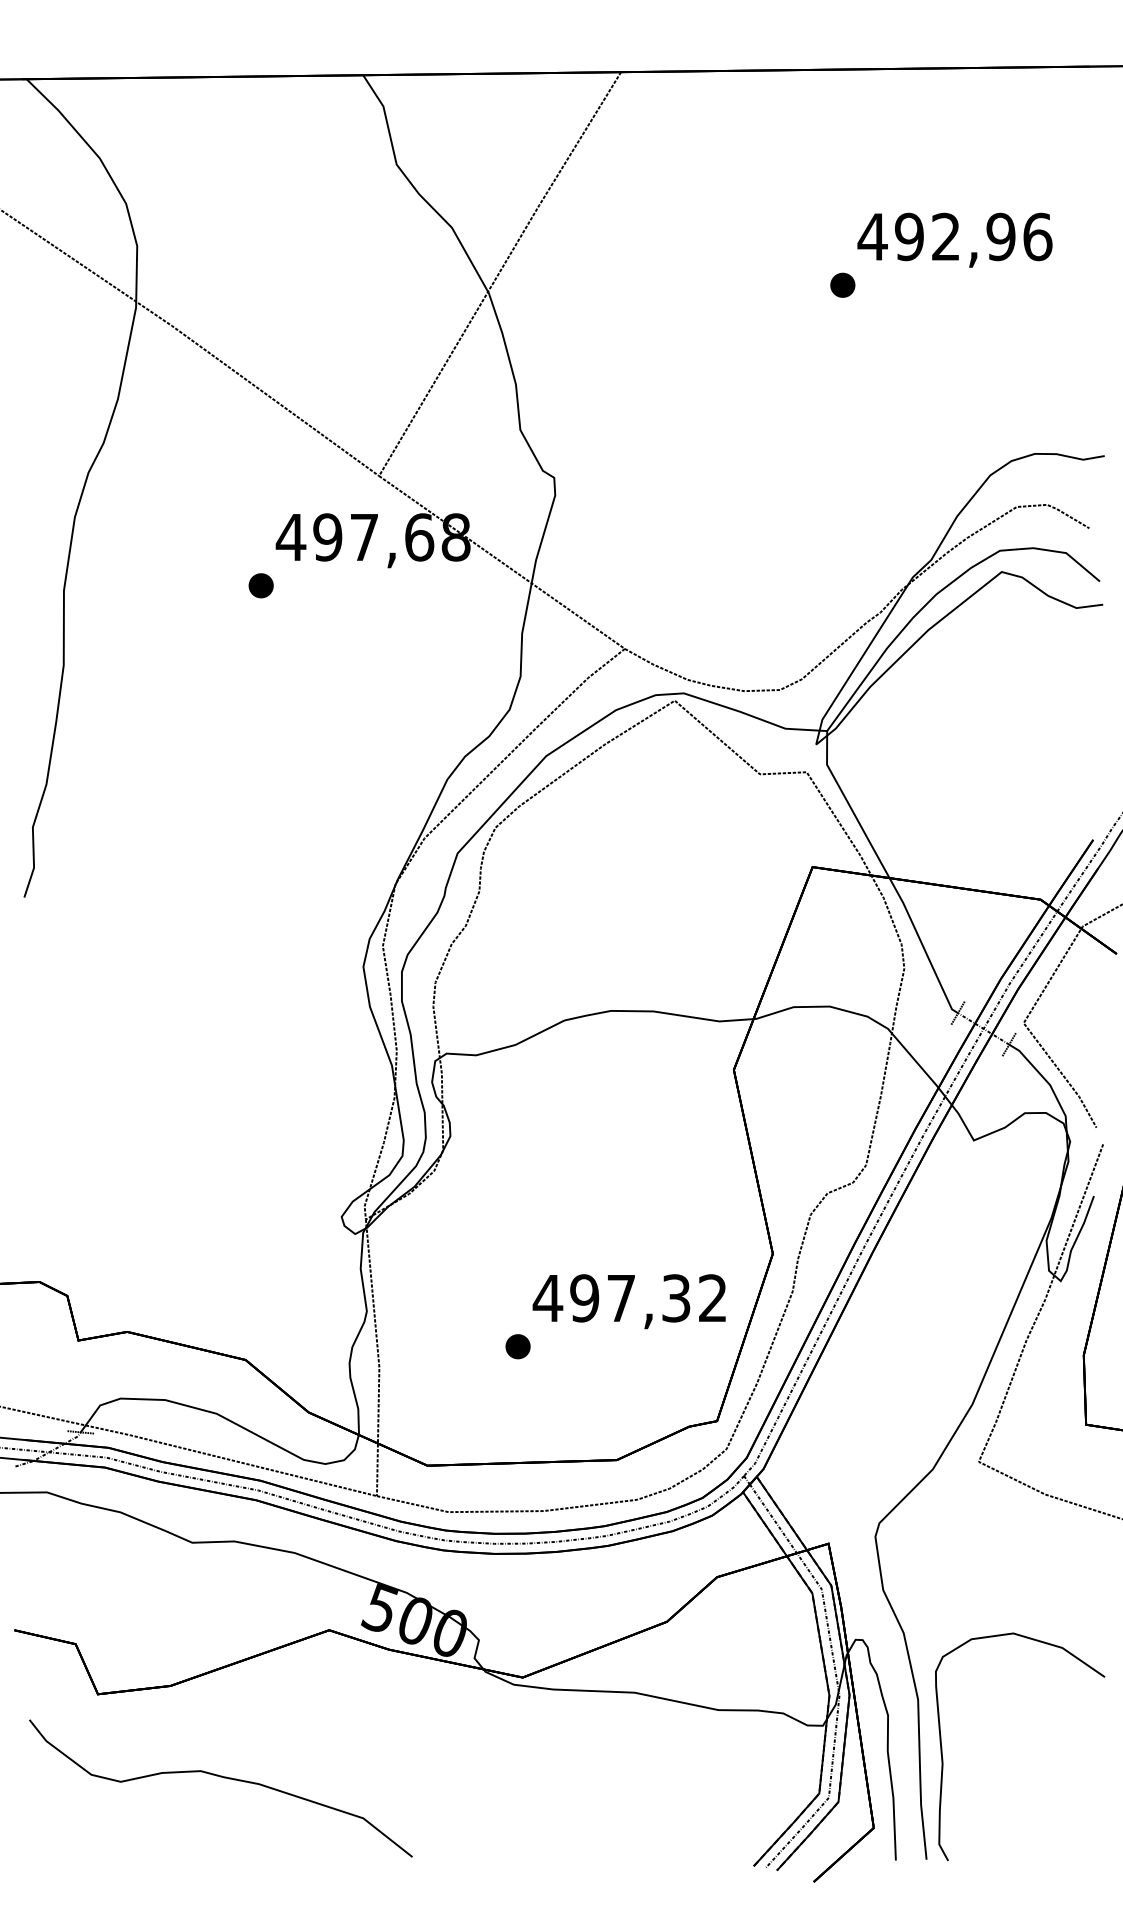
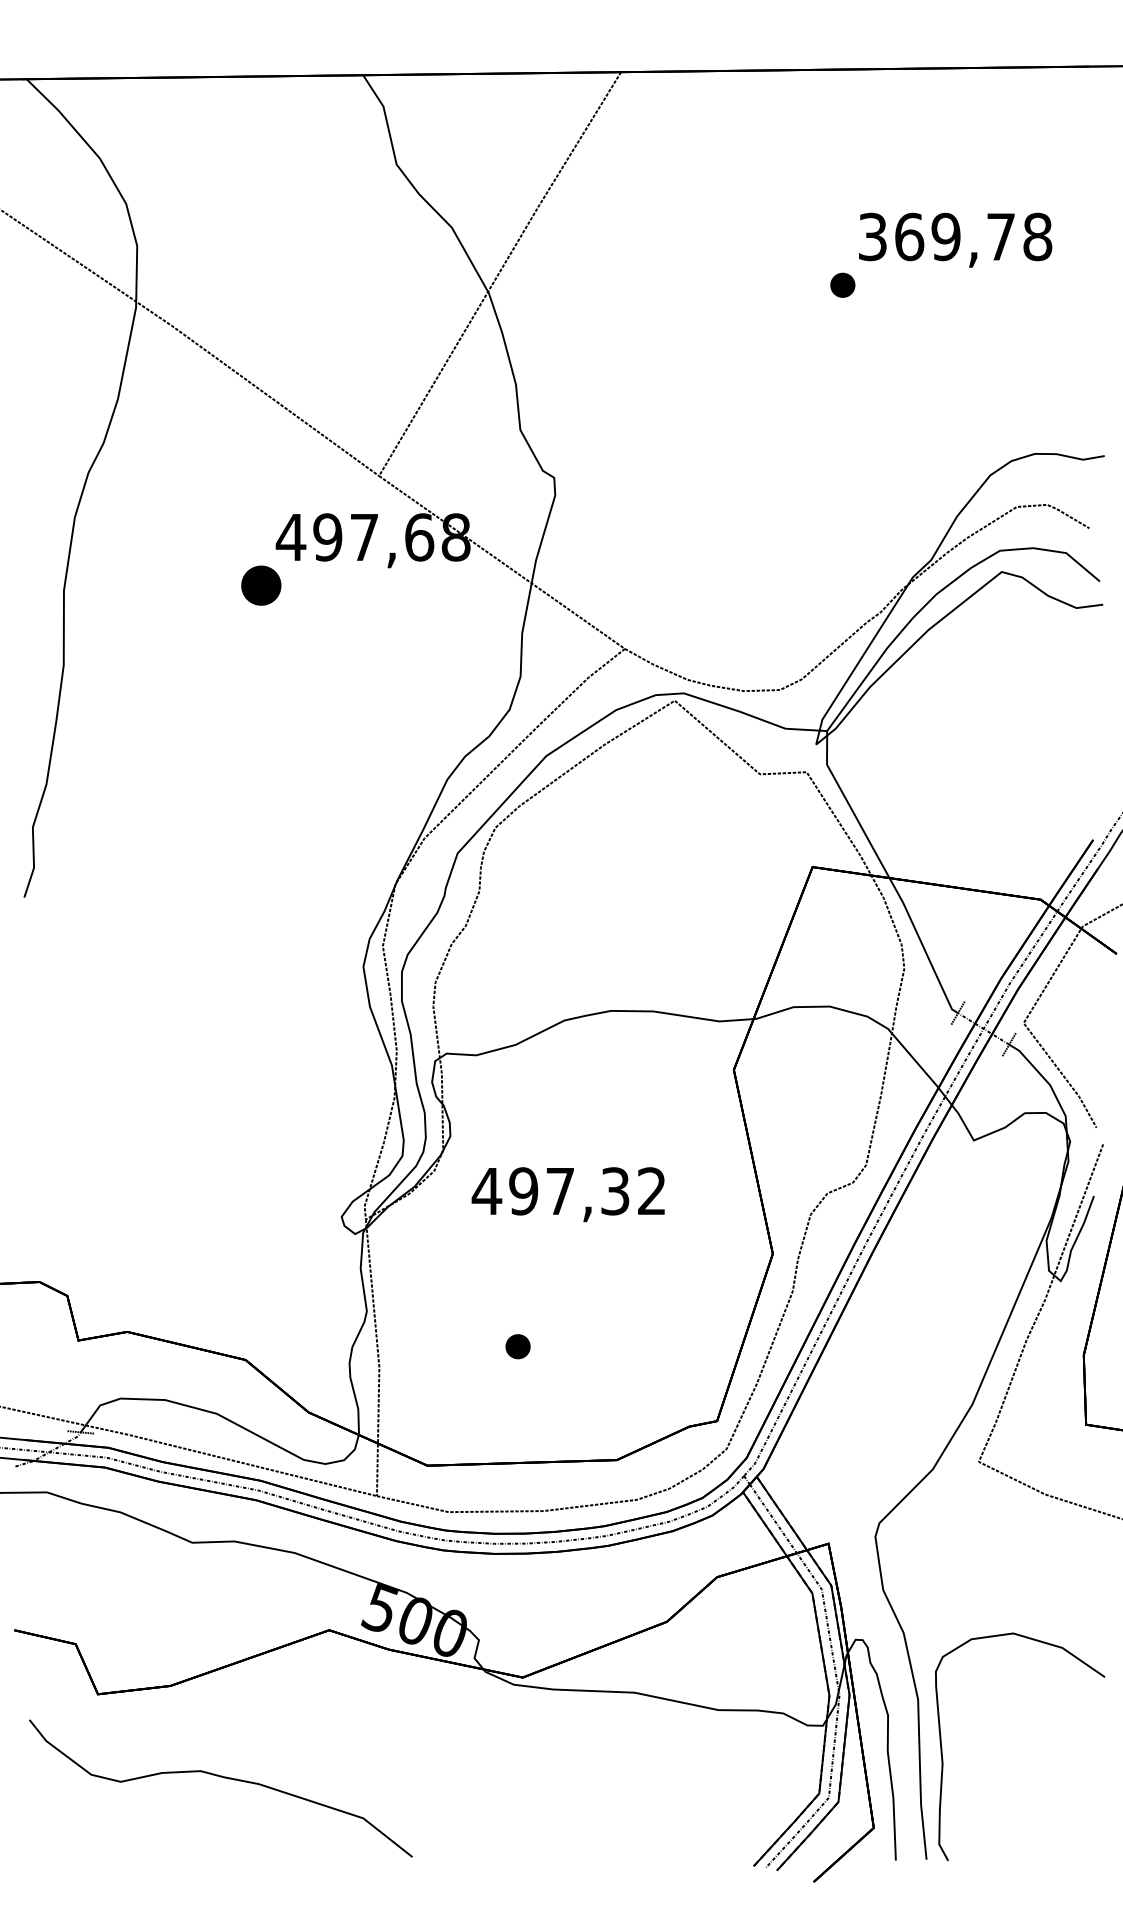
text: 492,96 -> 369,78 (954, 236)
part size: 26x26 px -> 41x41 px (261, 585)
text position: (628, 1301) -> (567, 1194) (567, 1194)
